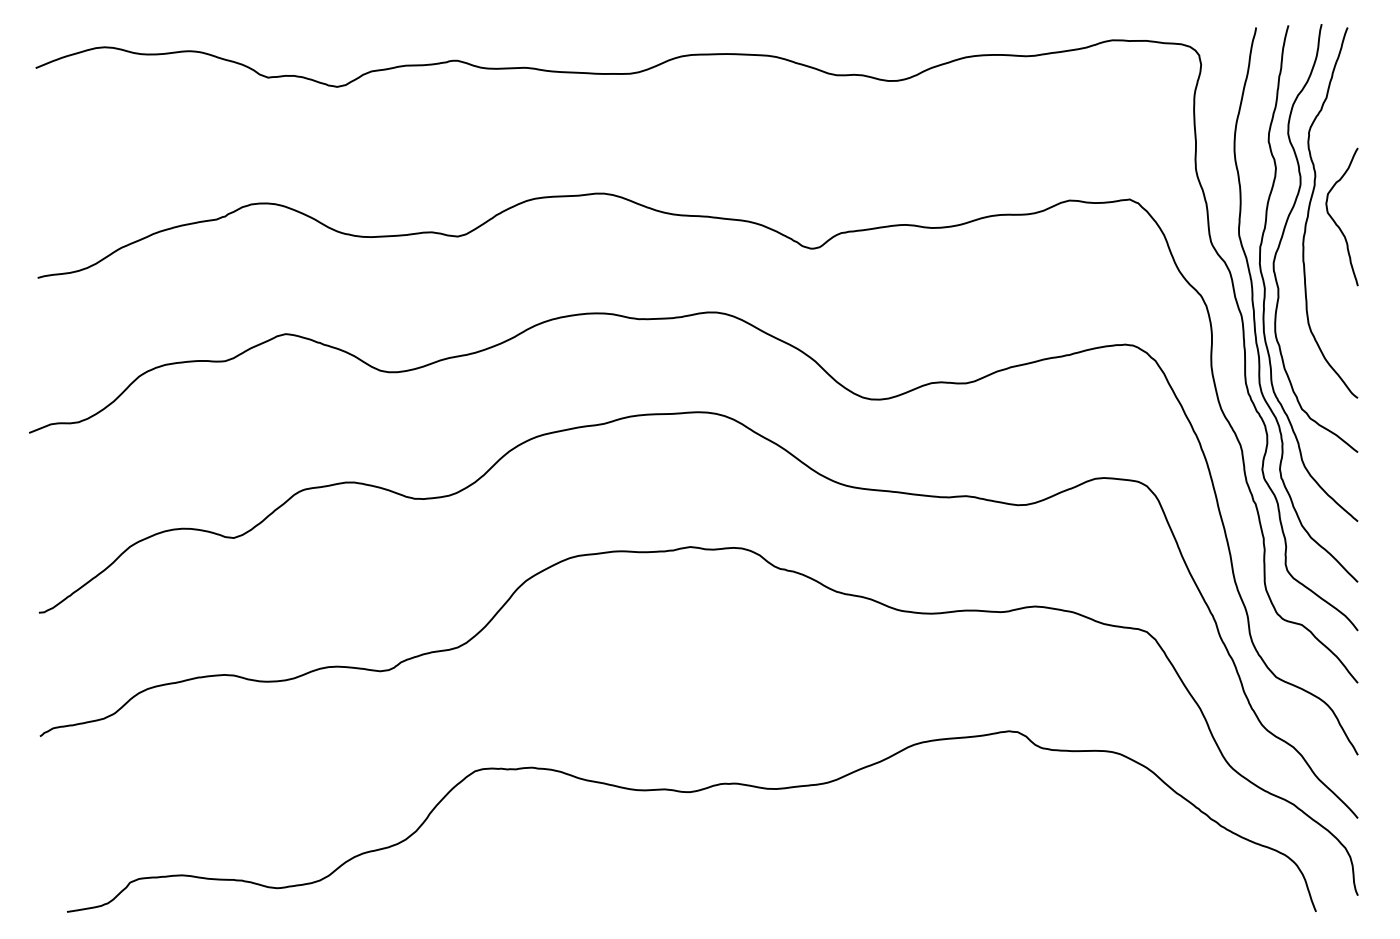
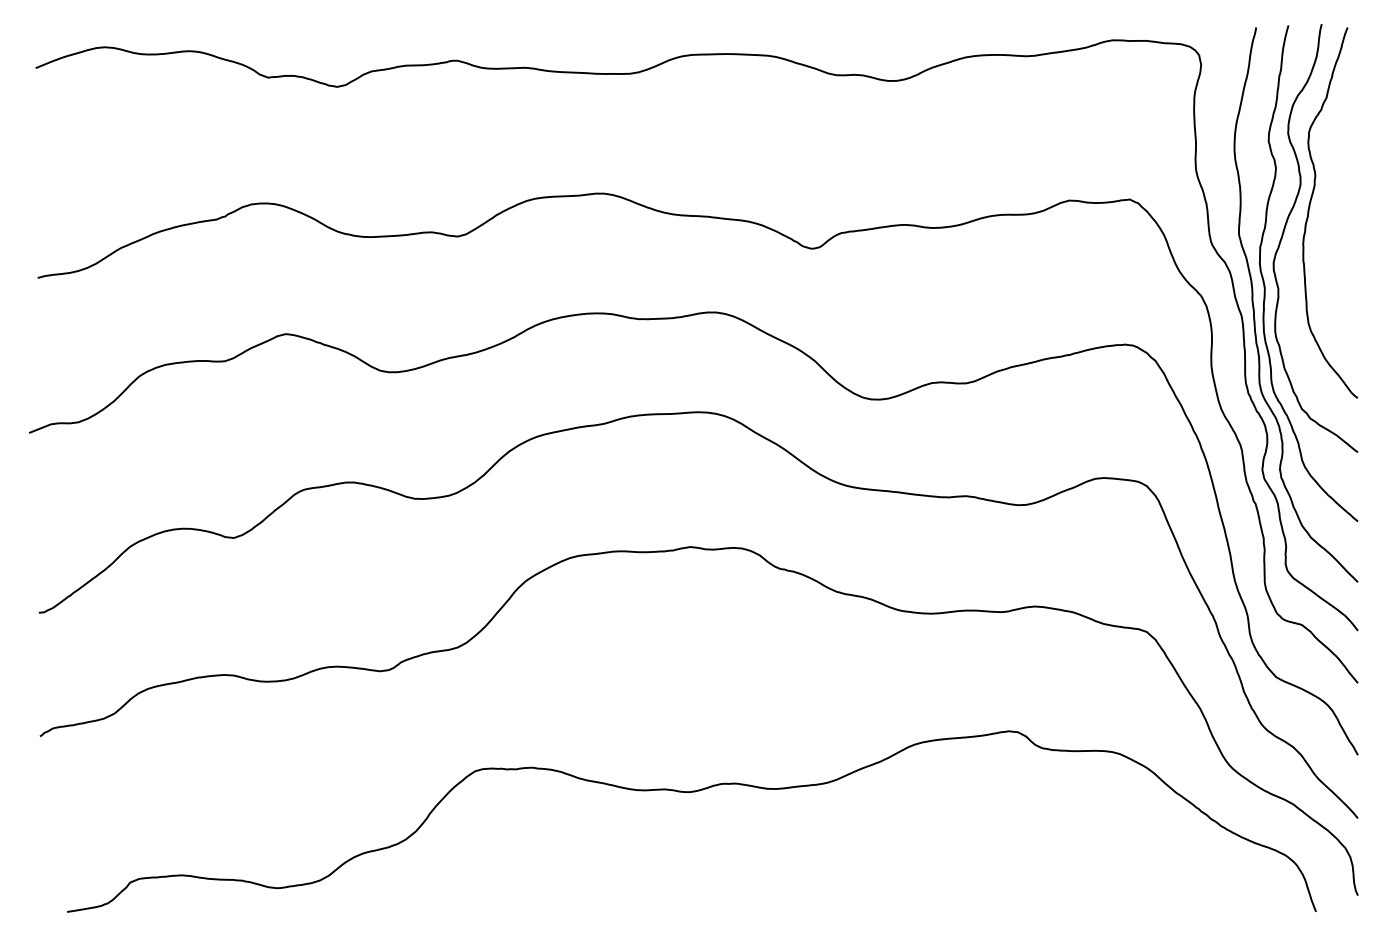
curve: present -> none (1335, 221)
